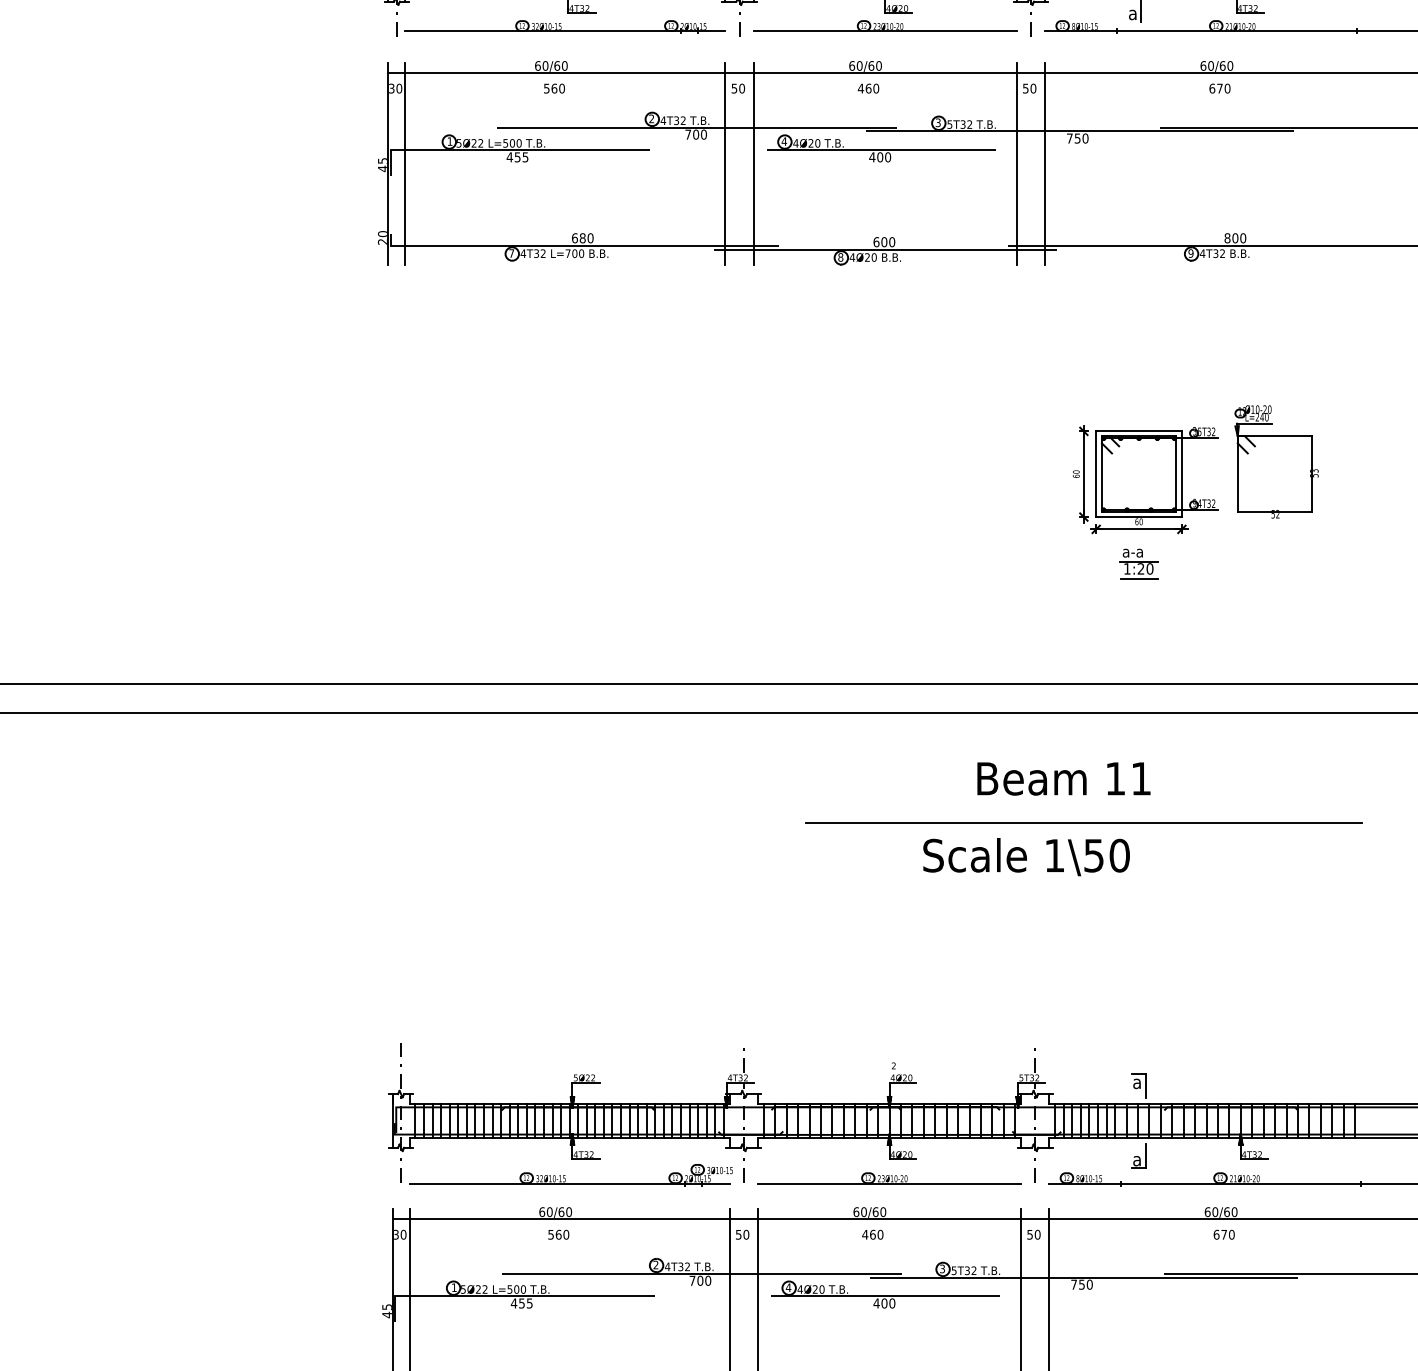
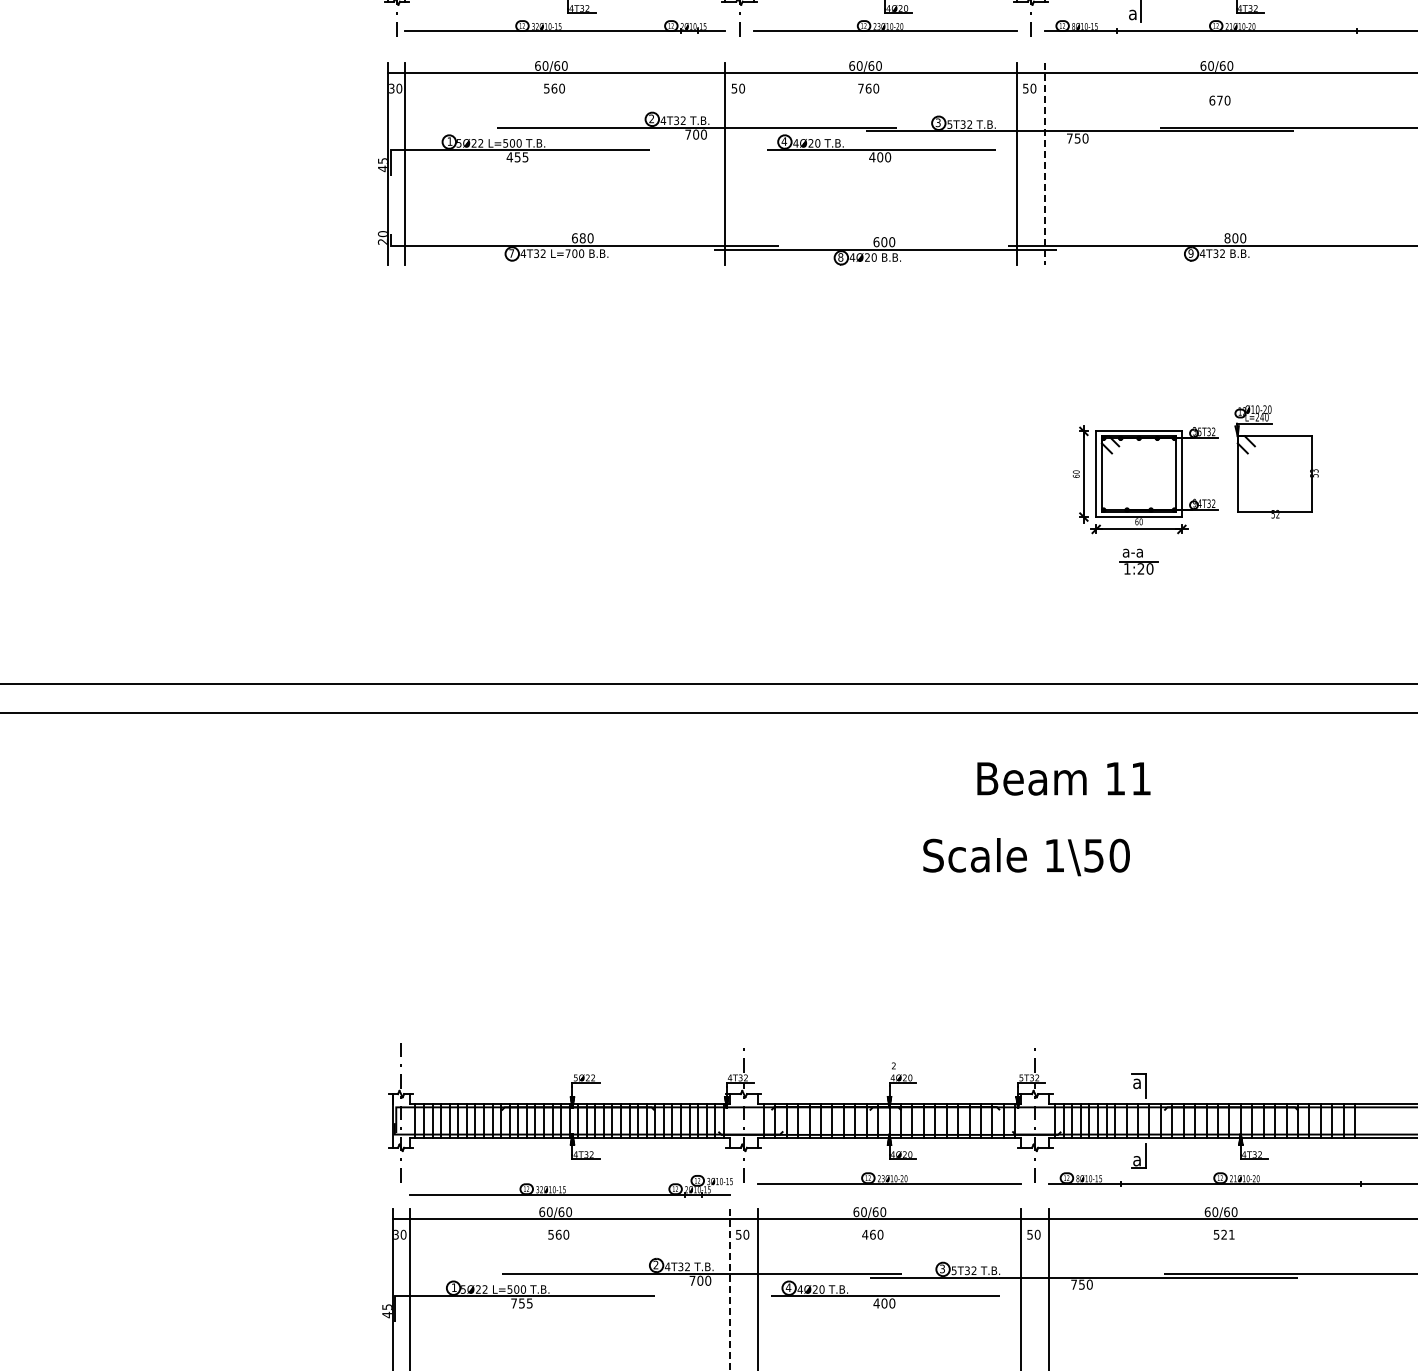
text: 460 -> 760 (860, 88)
text position: (1219, 88) -> (1219, 100) (1219, 100)
line: present -> none (753, 163)
line: solid -> dashed (1045, 164)
line: present -> none (1138, 578)
line: present -> none (1084, 823)
part position: (570, 1175) -> (570, 1186) (570, 1186)
text: 670 -> 521 (1223, 1234)
line: solid -> dashed (729, 1289)
text: 455 -> 755 (513, 1303)
